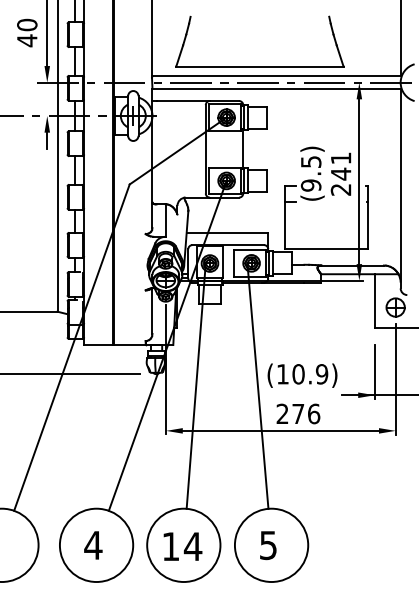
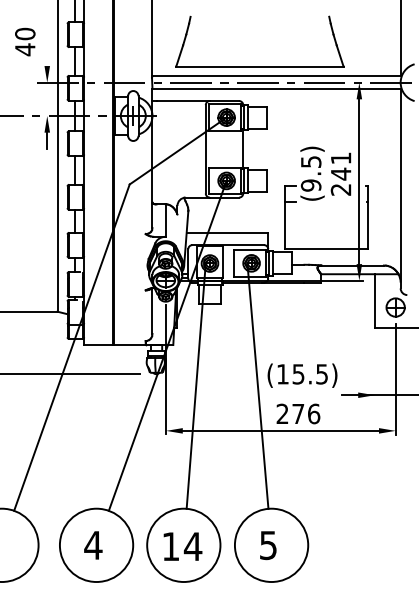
text position: (27, 32) -> (25, 41) (25, 41)
line: present -> none (47, 34)
line: present -> none (374, 371)
text: (10.9) -> (15.5) (310, 374)
